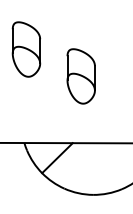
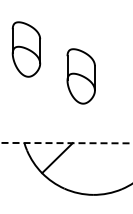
line: solid -> dashed (66, 143)
